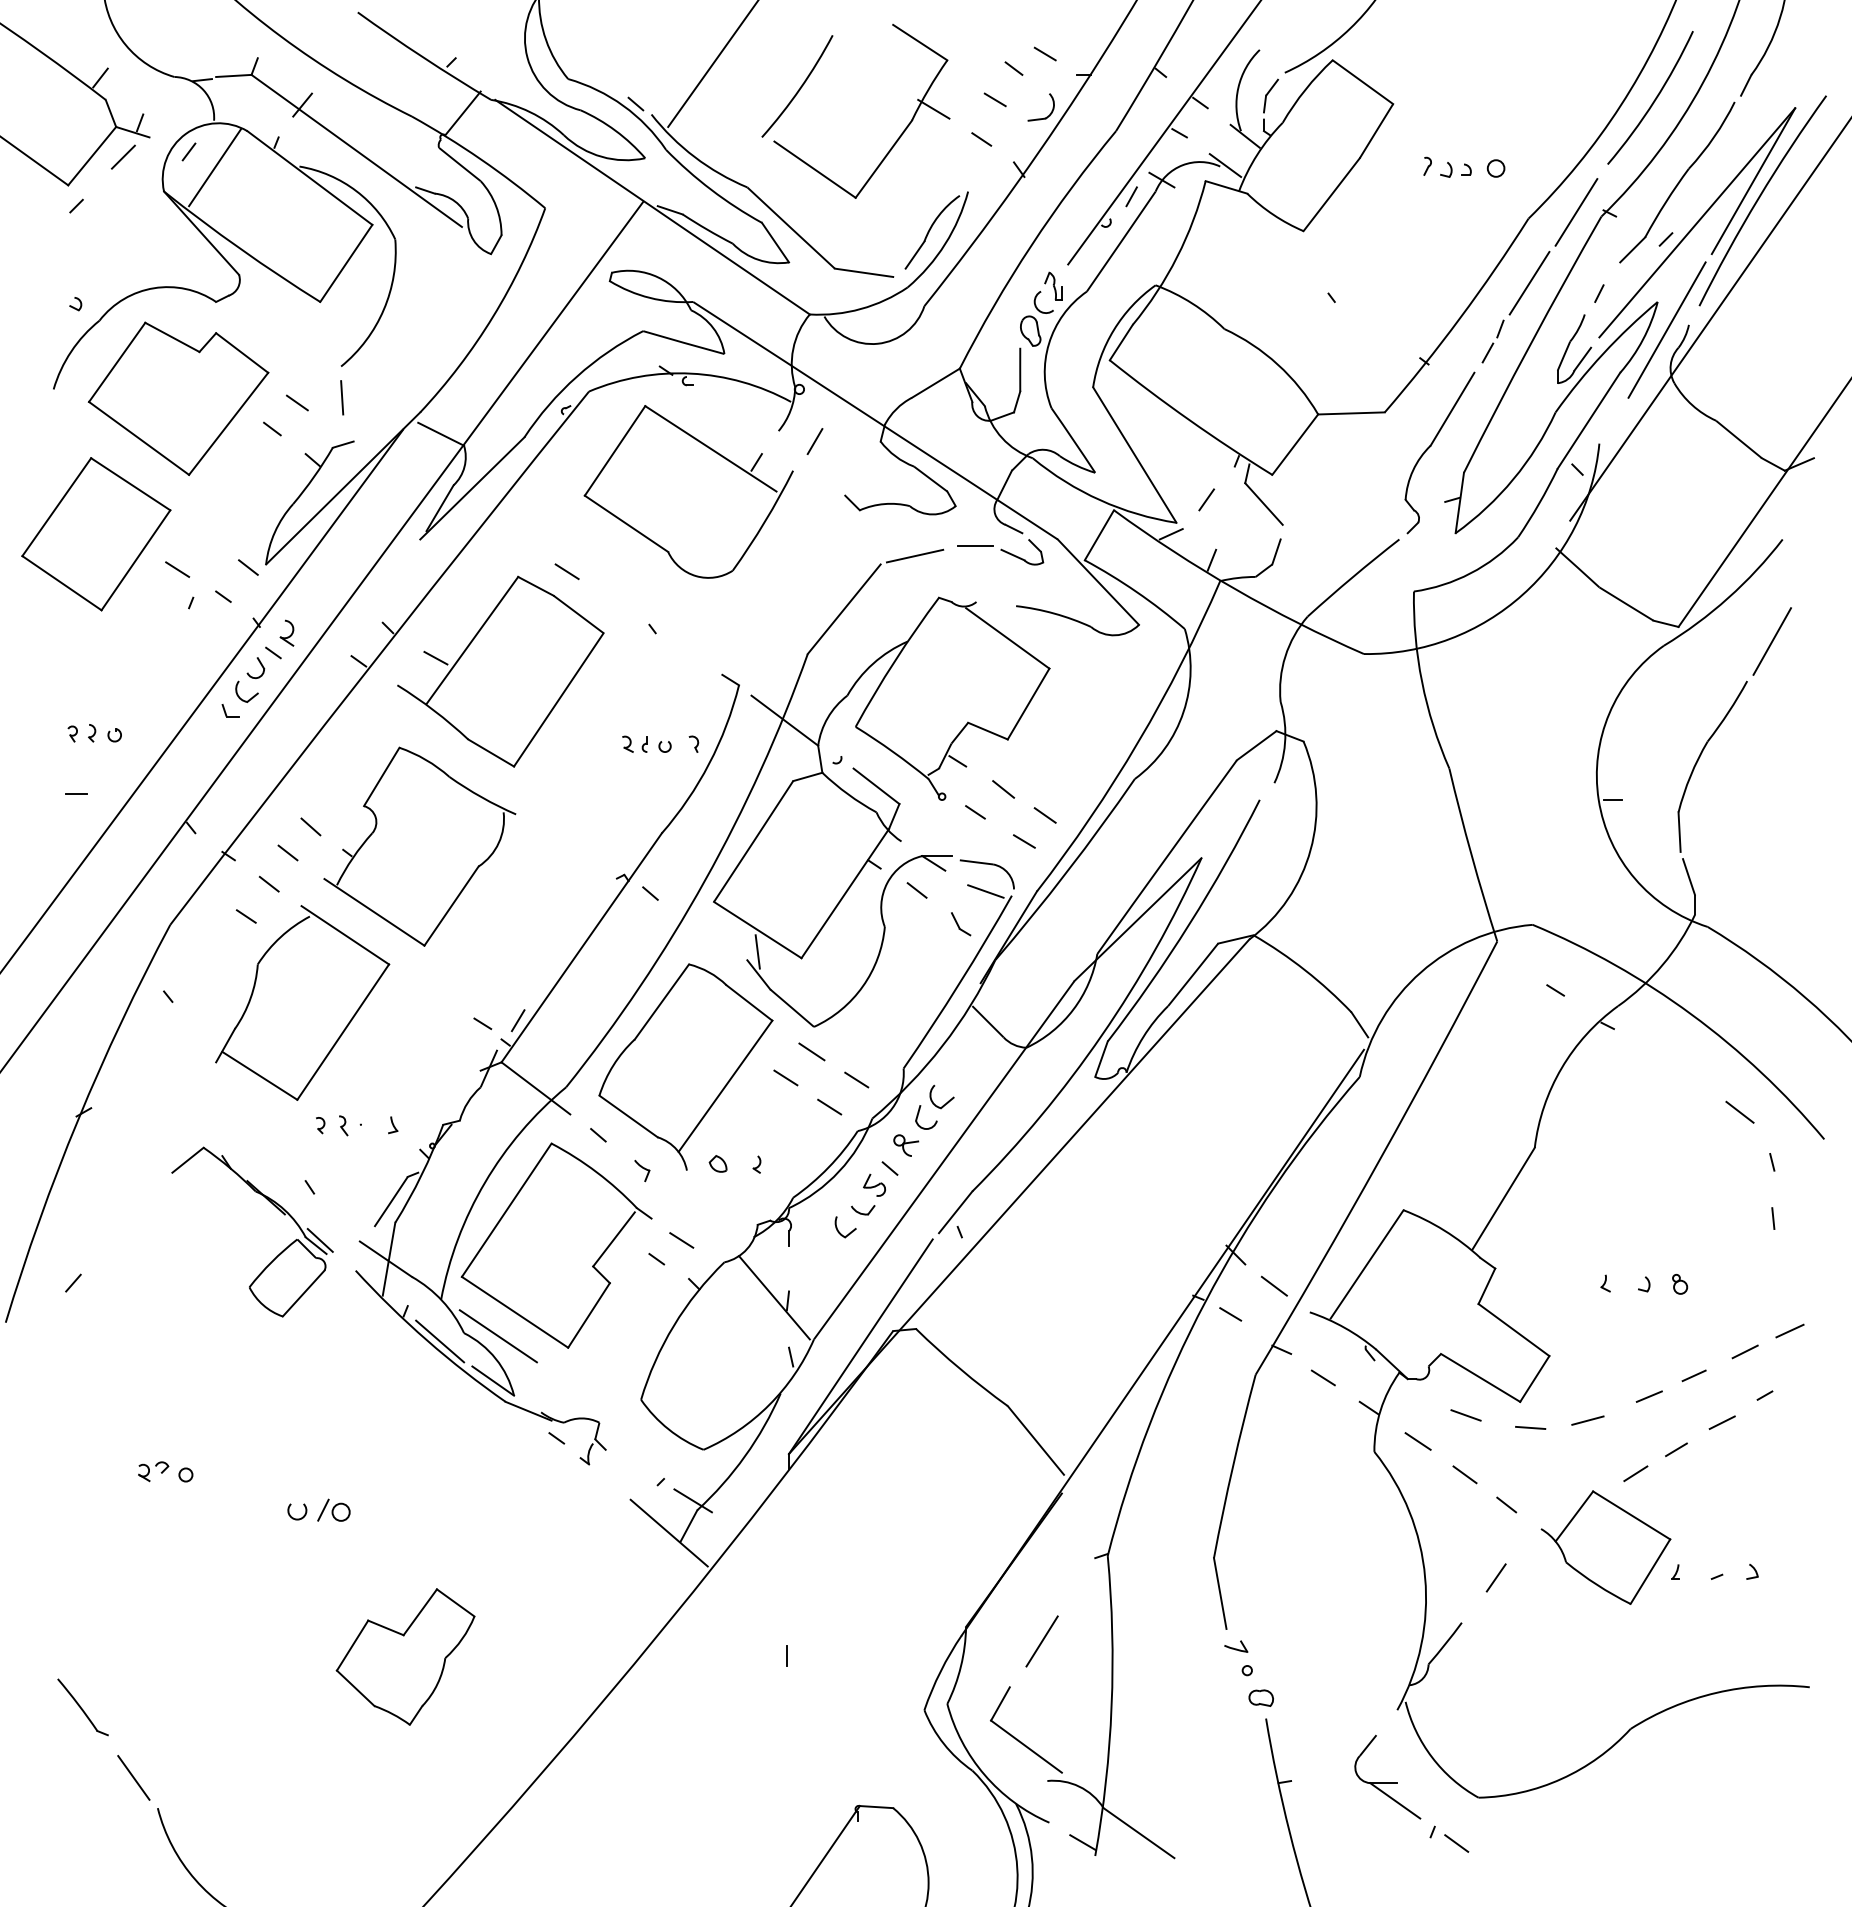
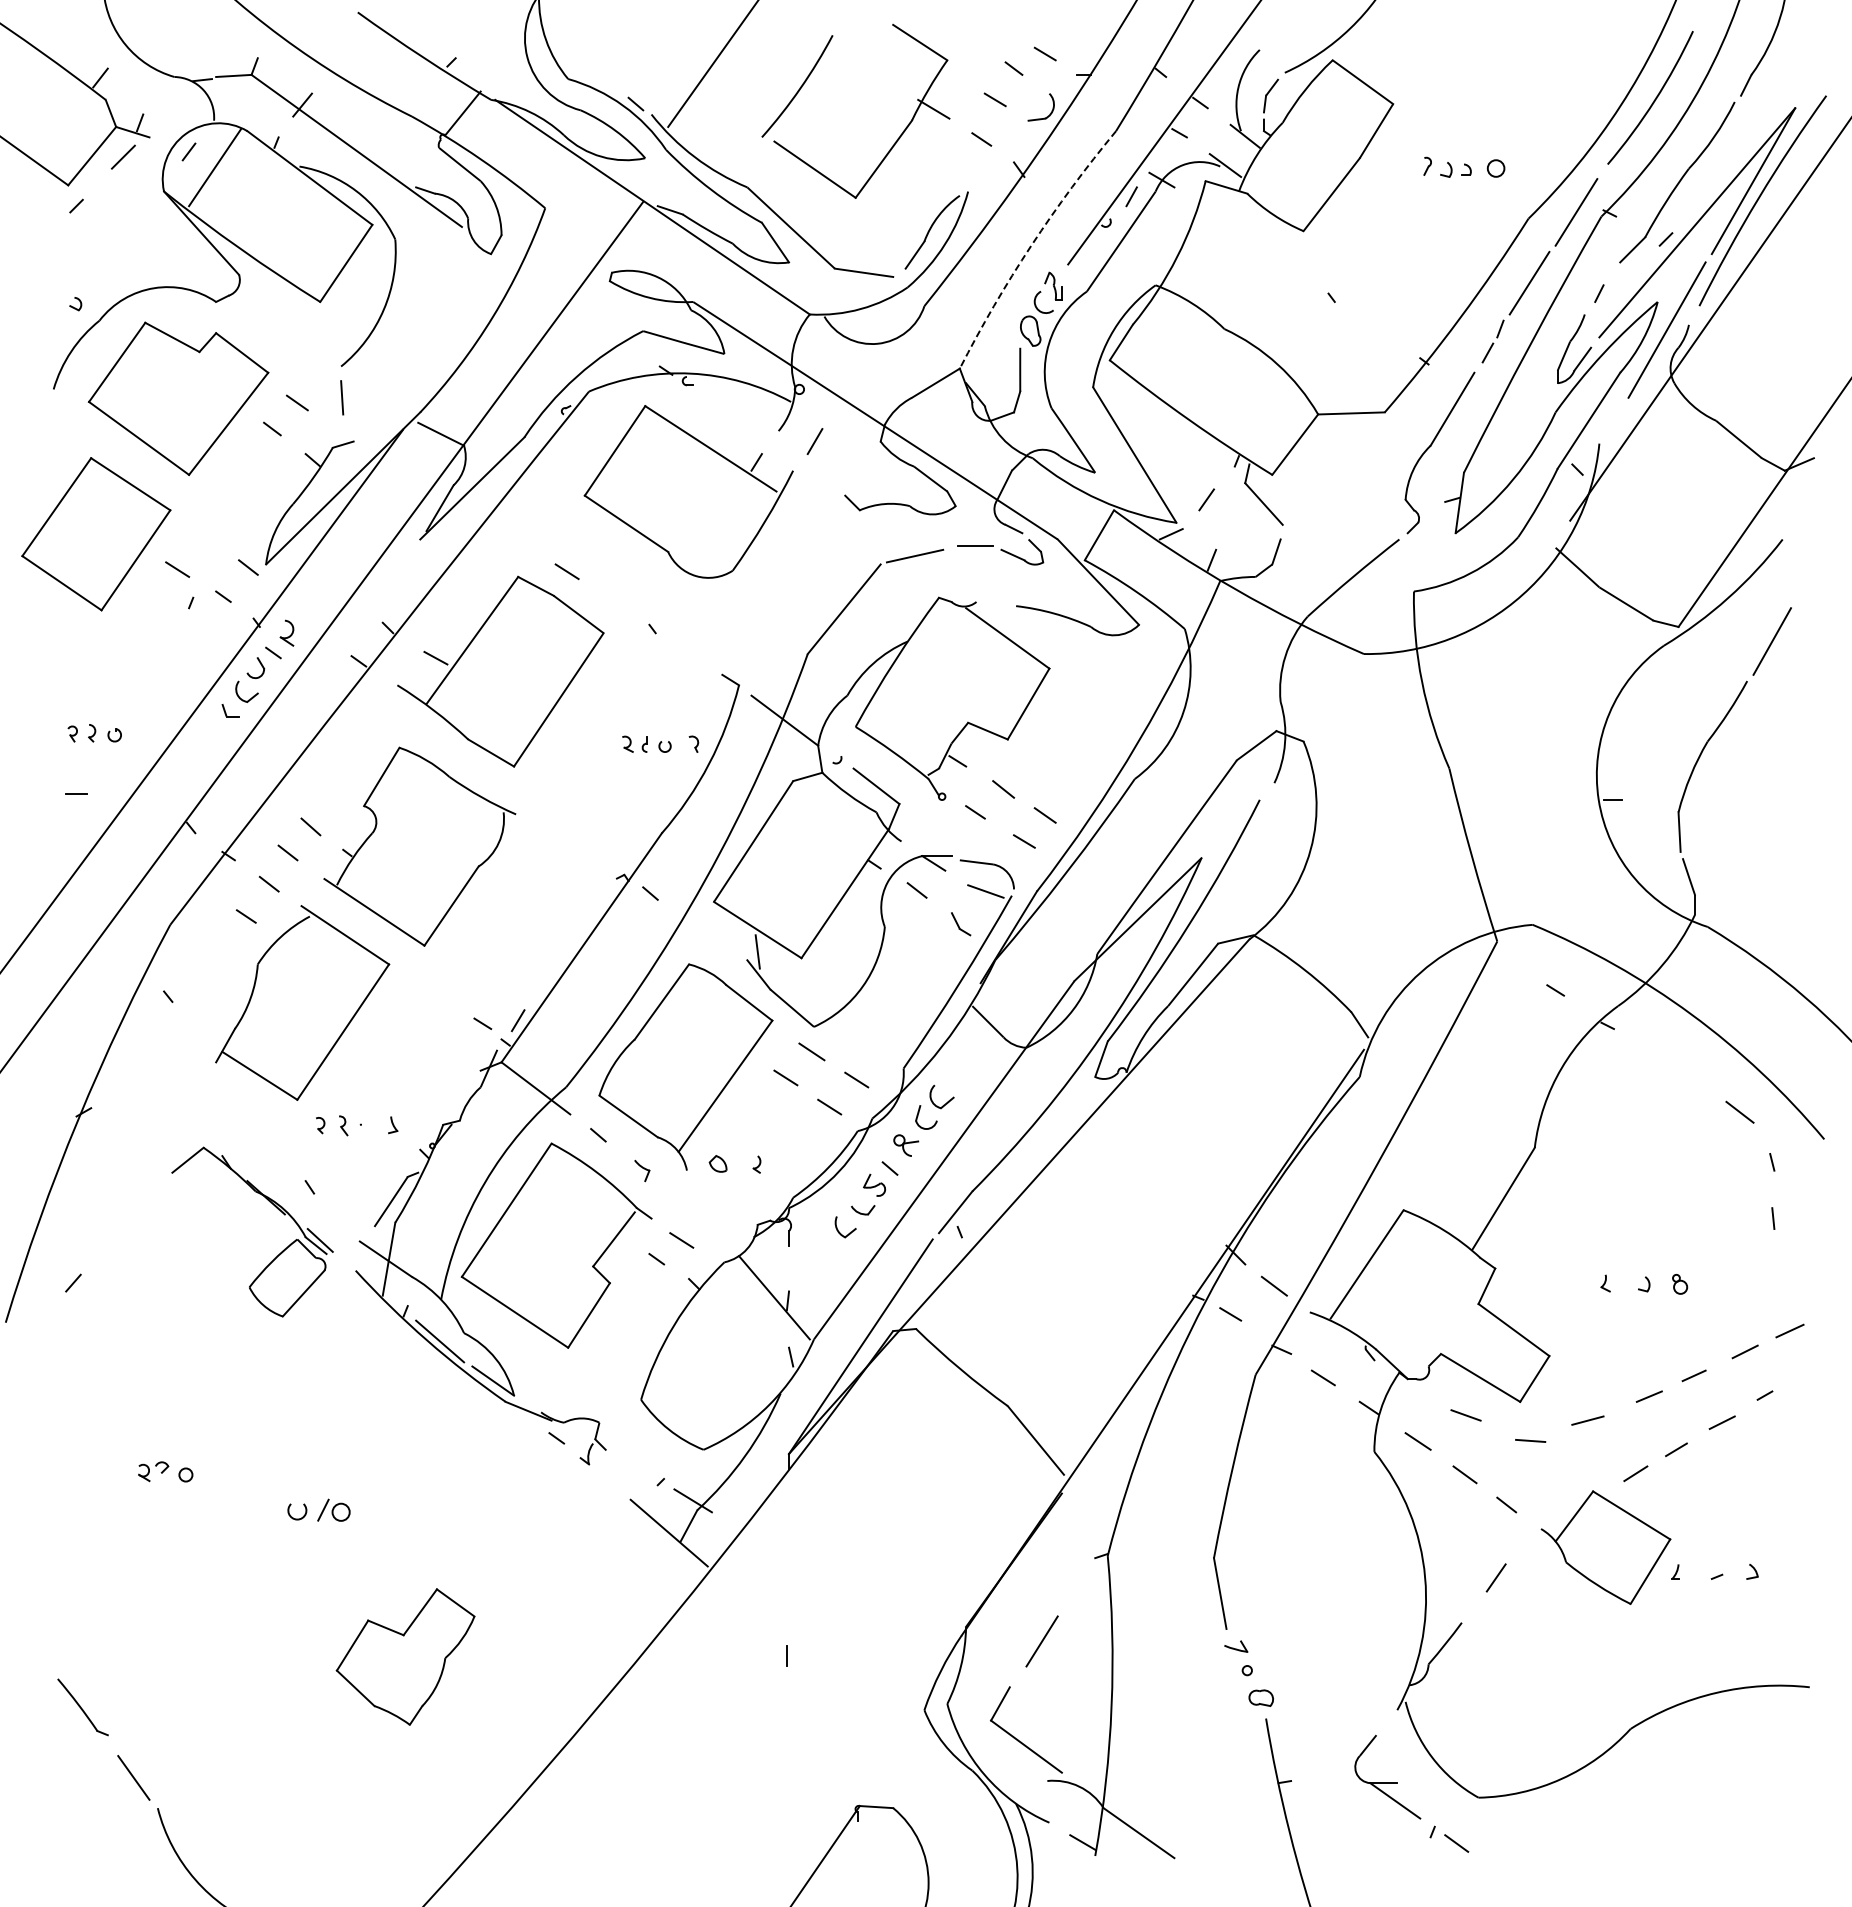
arc: solid -> dashed (1031, 245)
line: present -> none (497, 1336)
line position: (1530, 1427) -> (1530, 1440) (1530, 1440)
